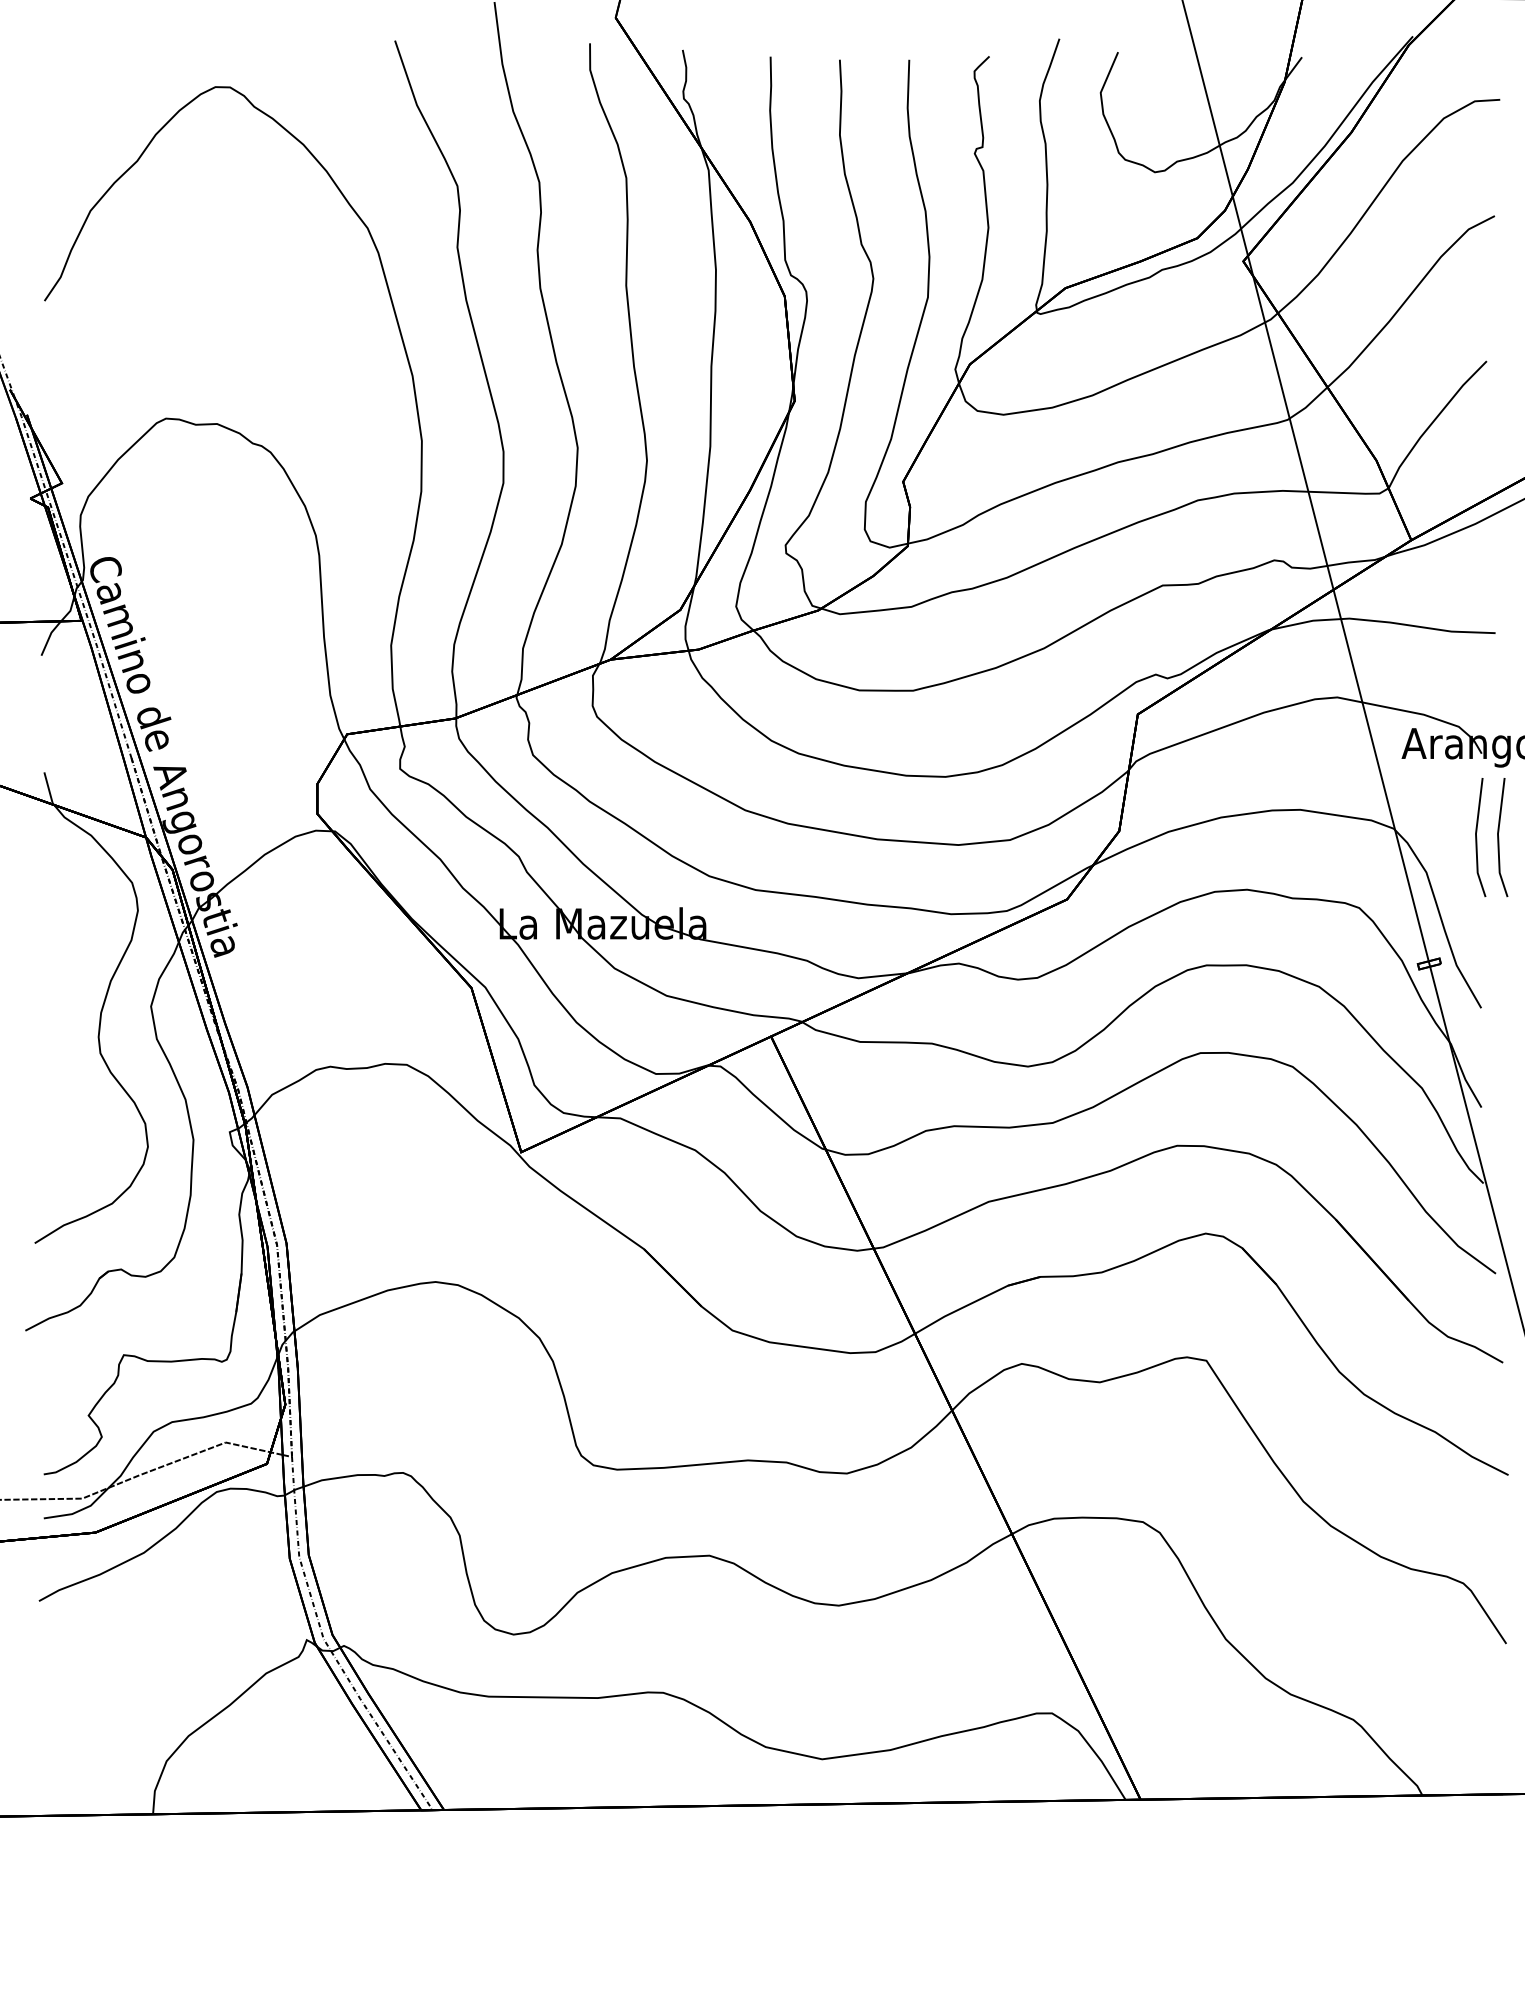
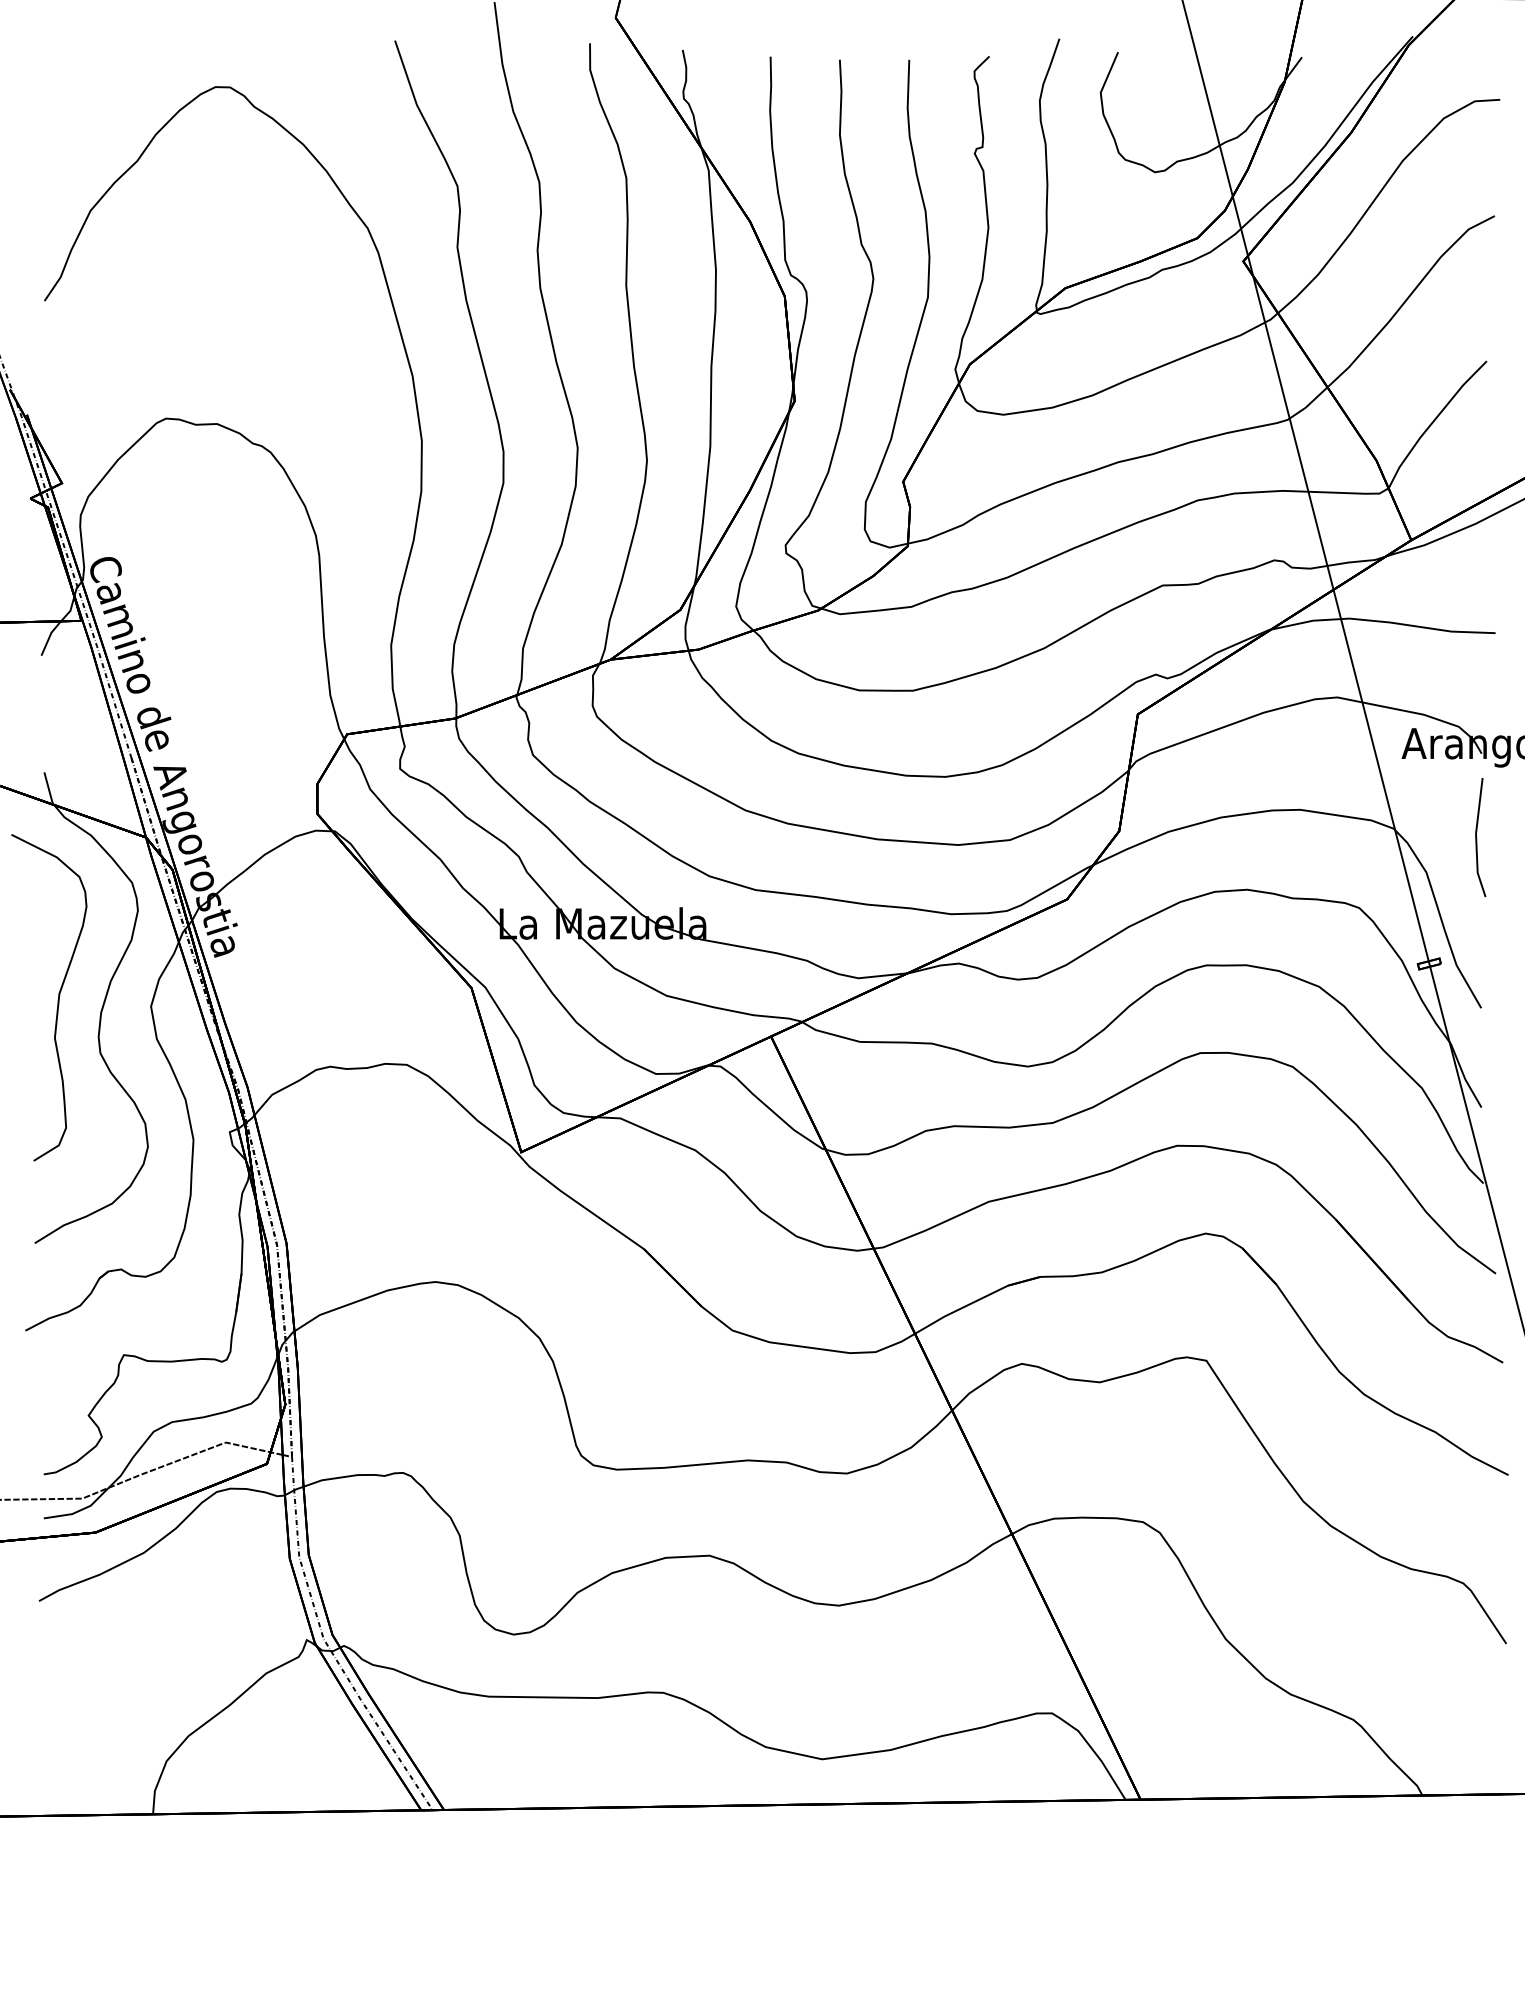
line: present -> none (1499, 837)
curve: none -> present (57, 999)
